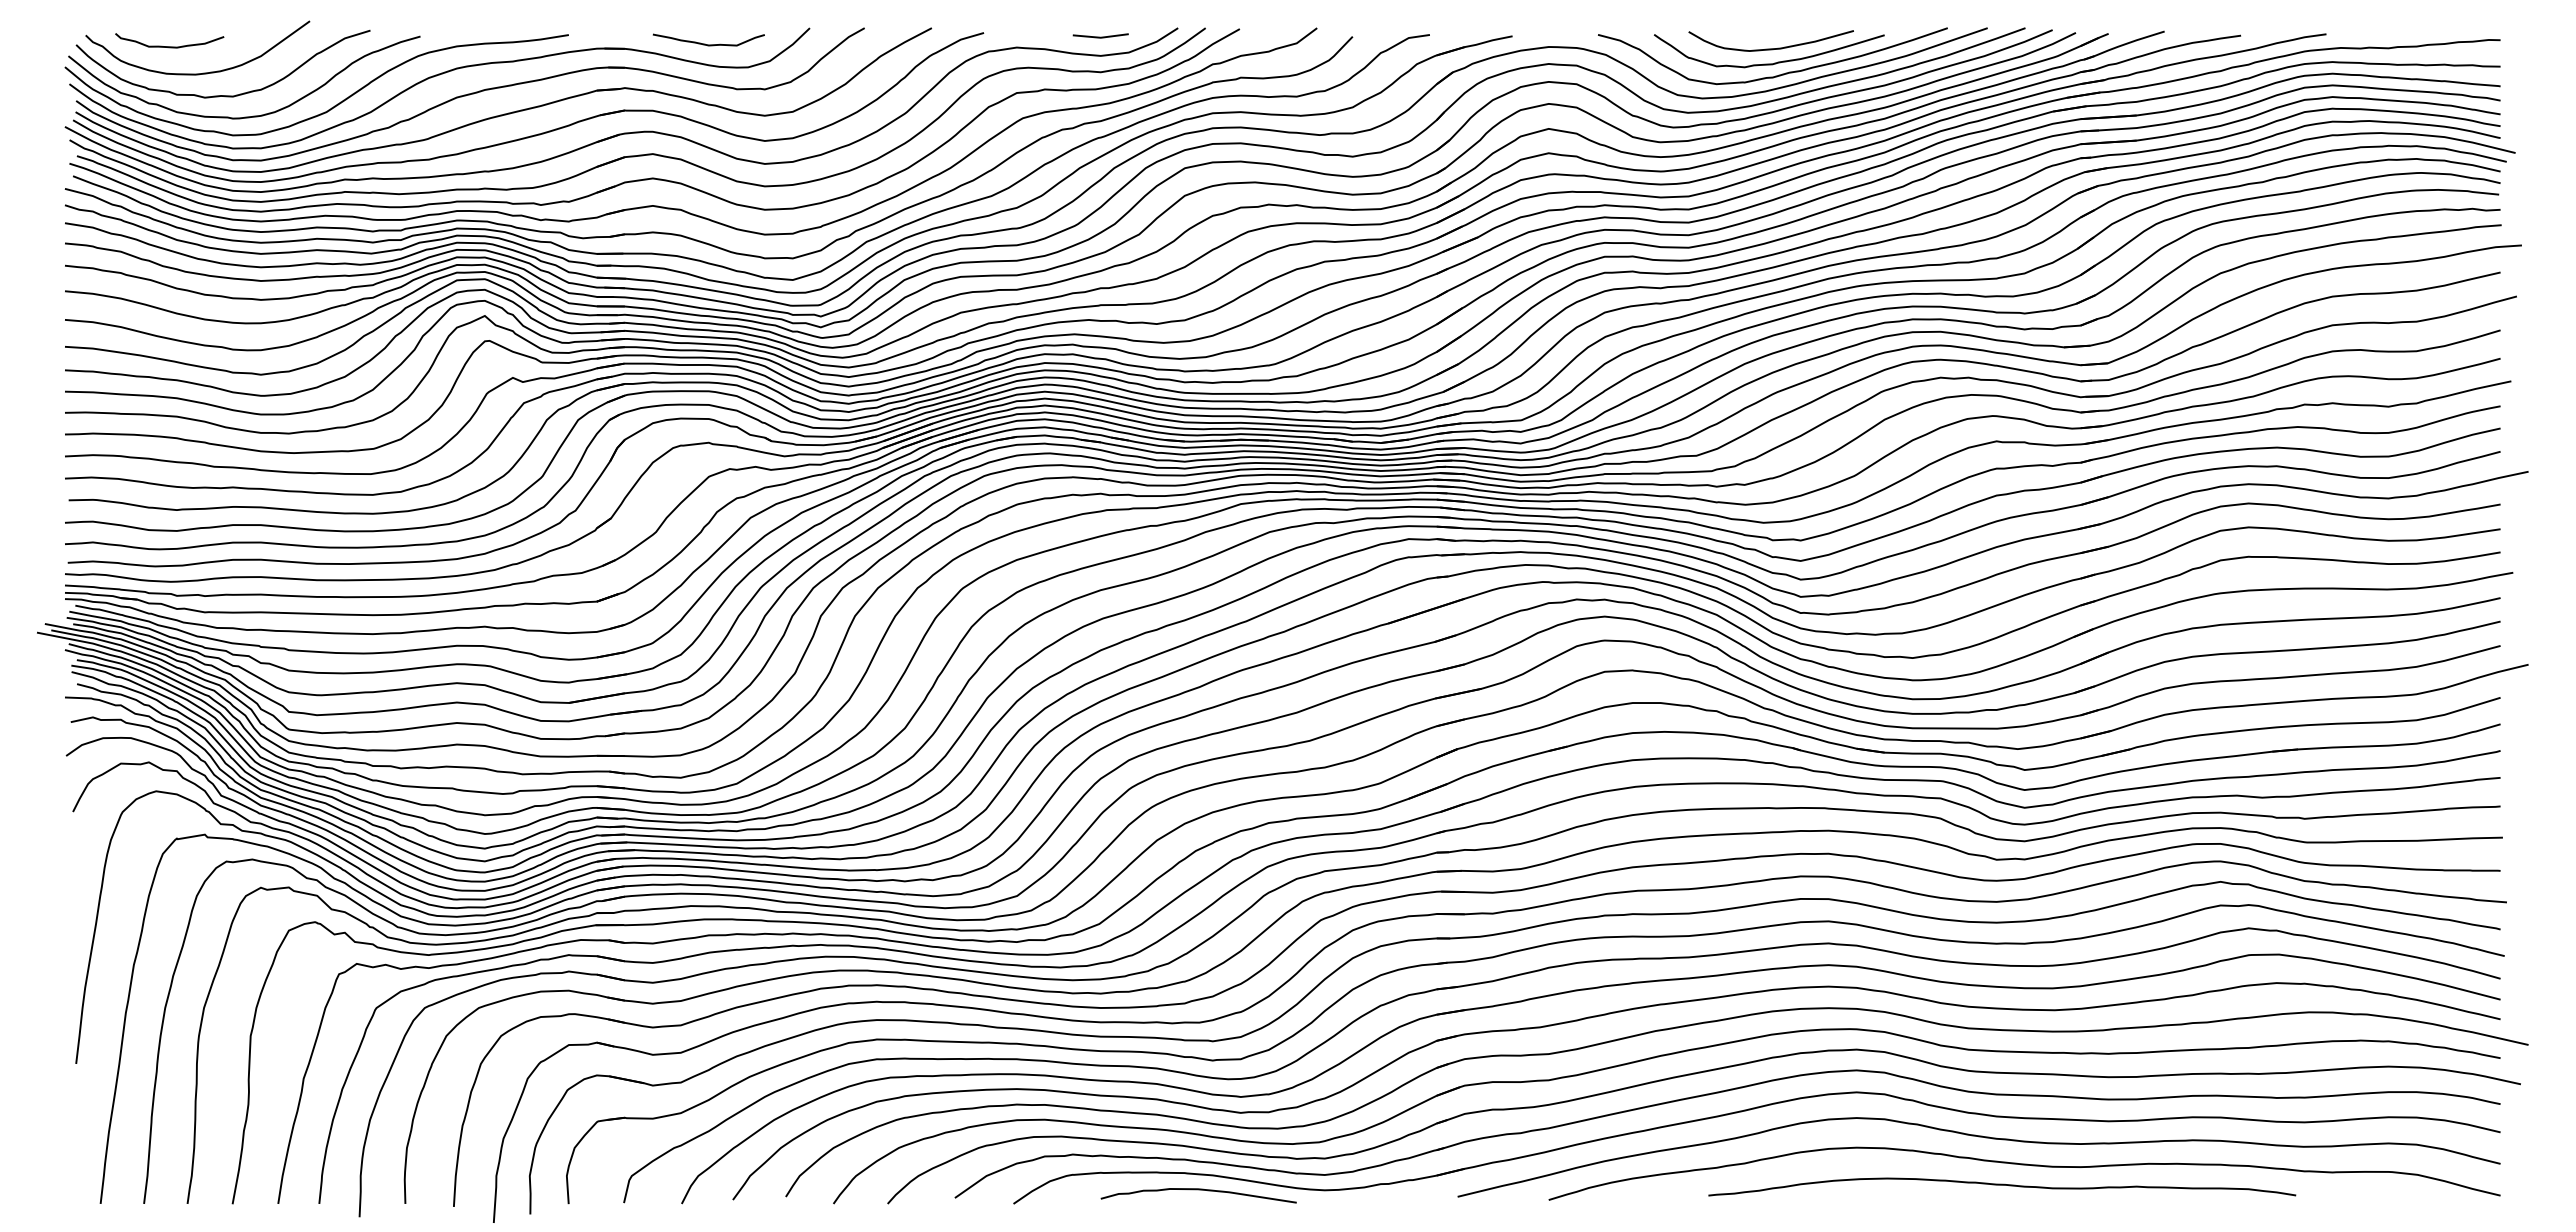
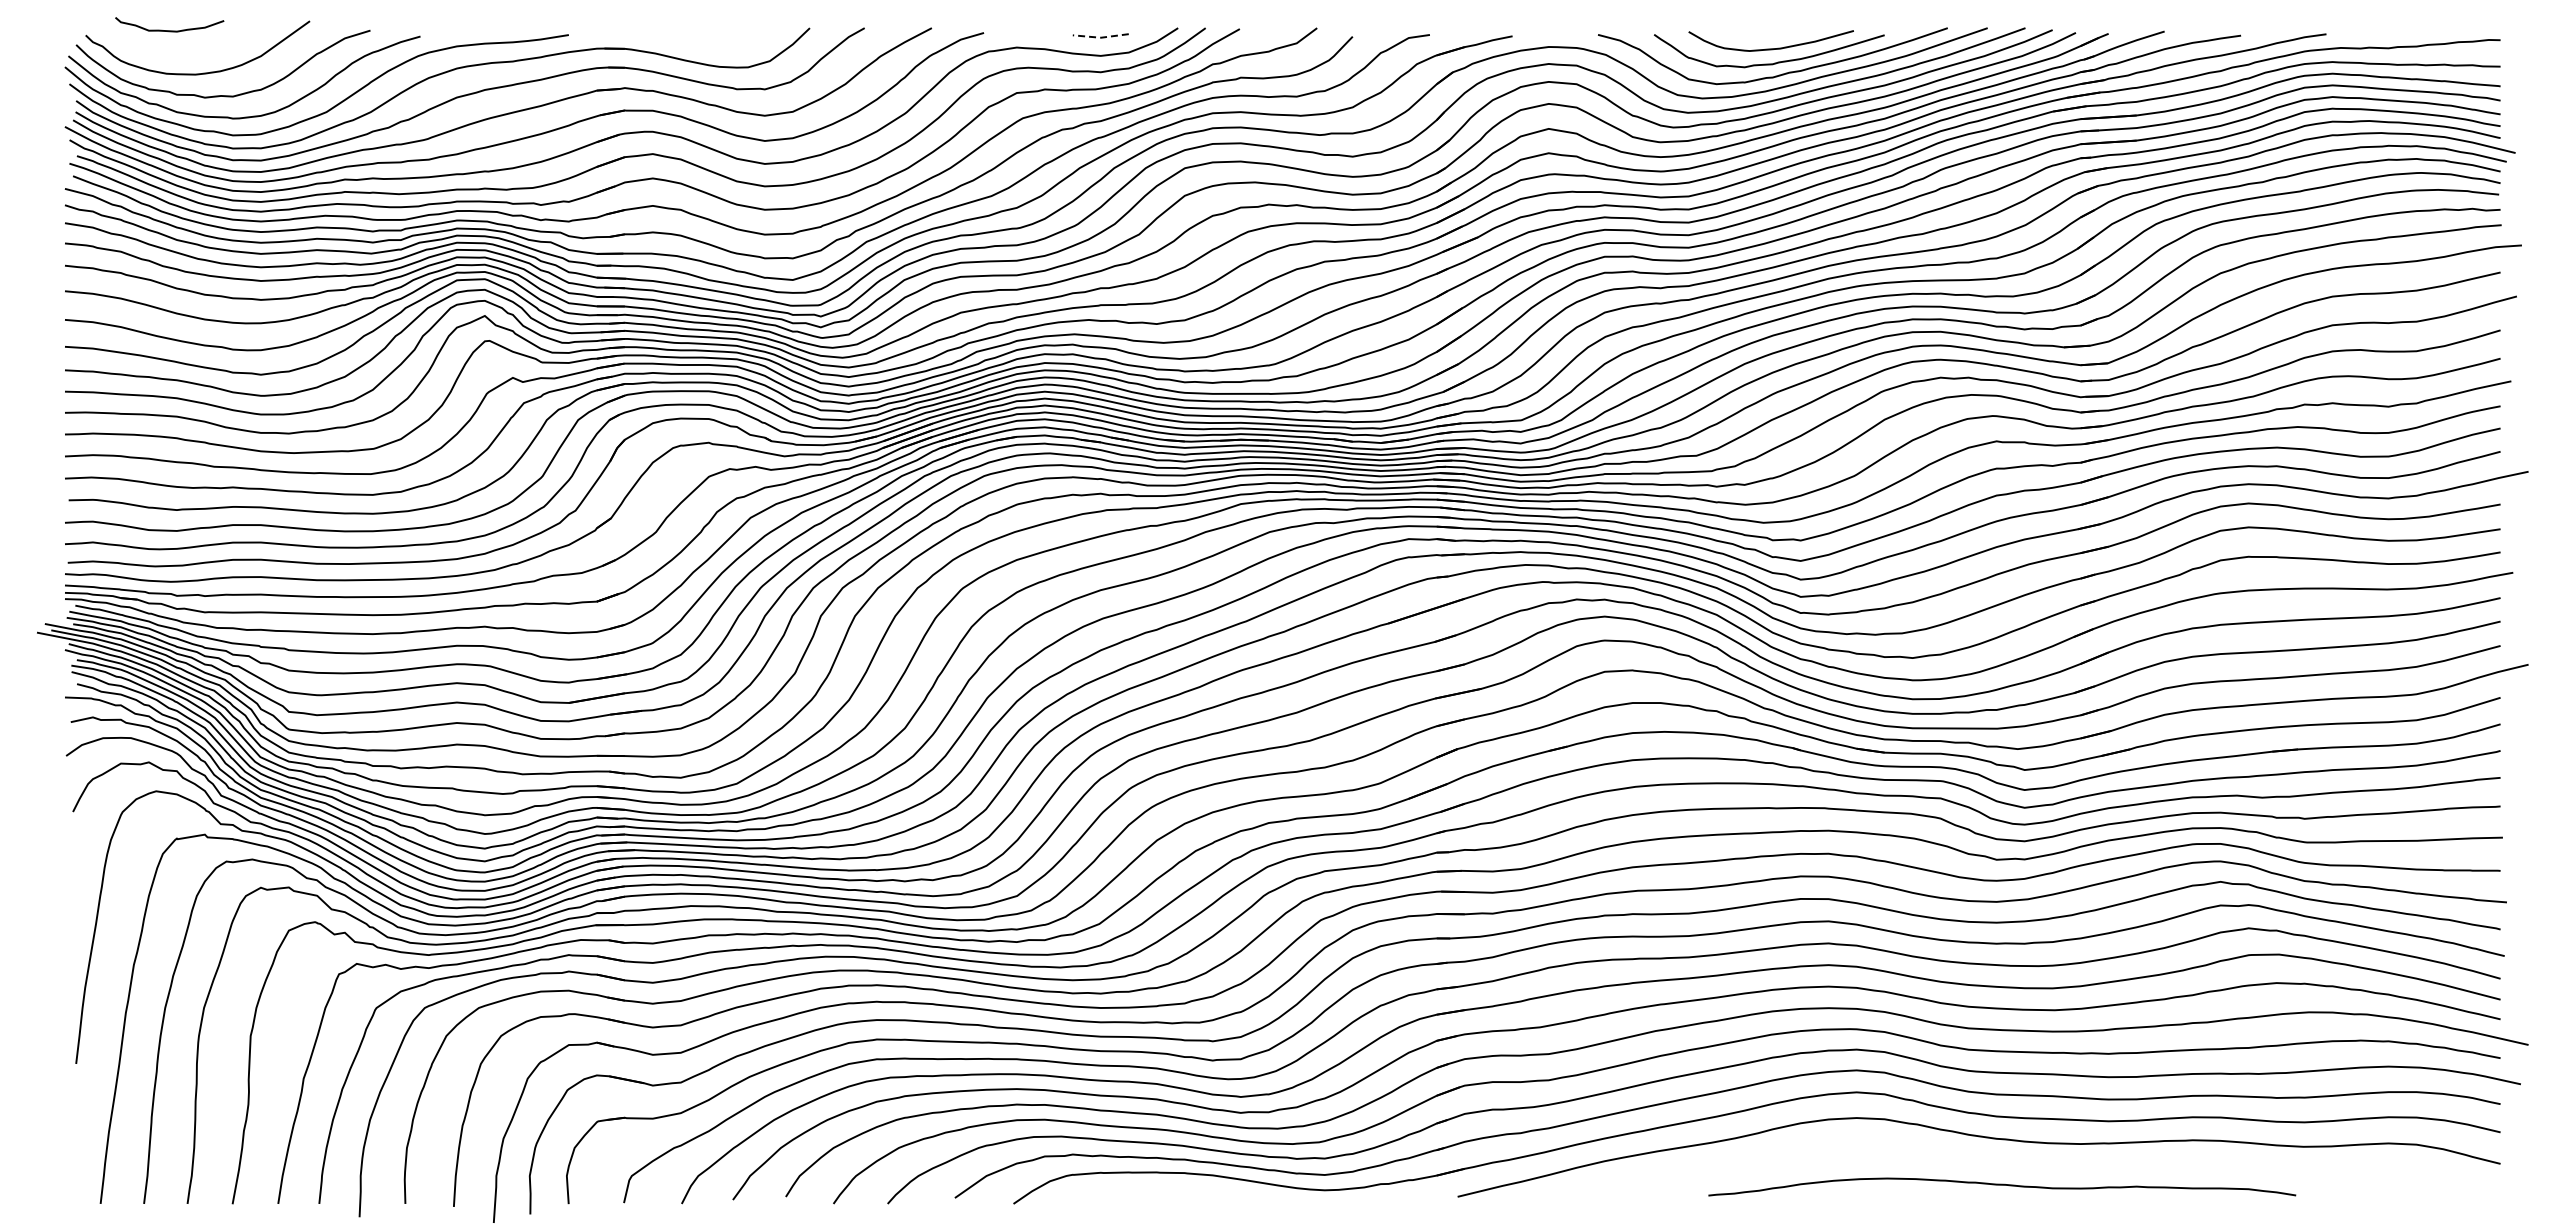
line: solid -> dashed (1100, 37)
curve: present -> none (705, 43)
curve position: (169, 46) -> (169, 30) (169, 30)
curve: present -> none (2024, 1165)
curve: present -> none (1198, 1190)
